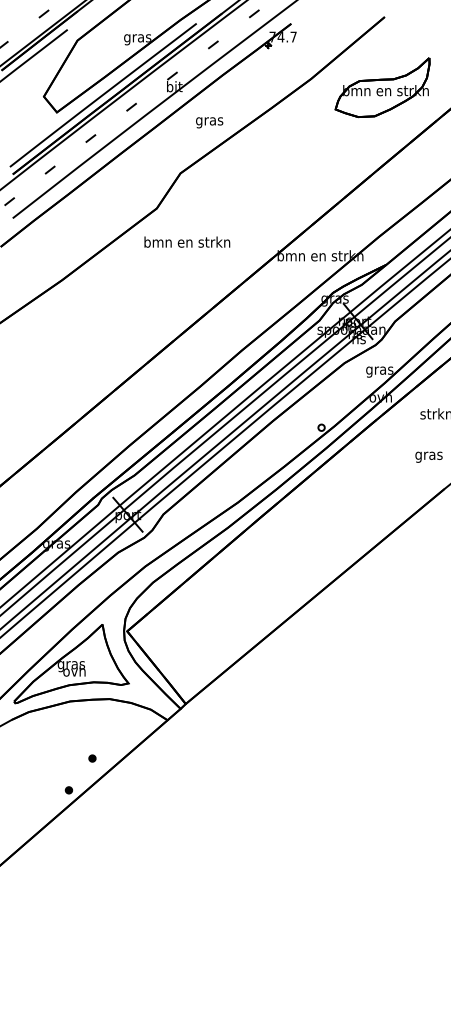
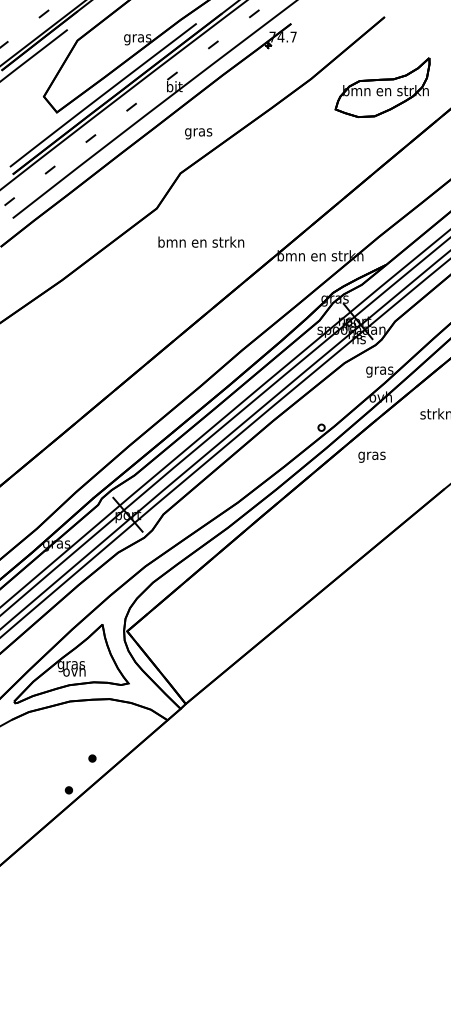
text position: (209, 122) -> (198, 133) (198, 133)
text position: (187, 241) -> (201, 241) (201, 241)
text position: (428, 456) -> (371, 456) (371, 456)
